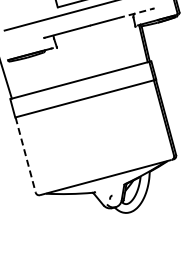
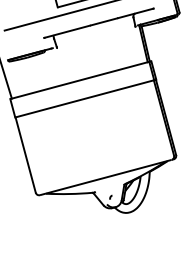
line: dashed -> solid (136, 13)
line: dashed -> solid (25, 155)
